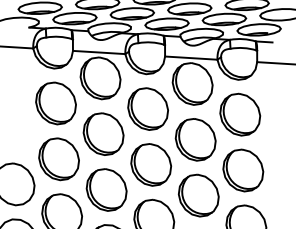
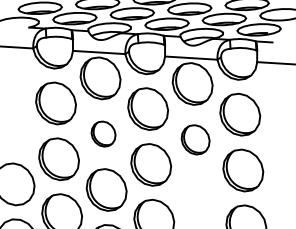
part size: 43x44 px -> 27x28 px (103, 133)
part size: 43x44 px -> 31x32 px (195, 139)
part: present -> none (198, 195)
